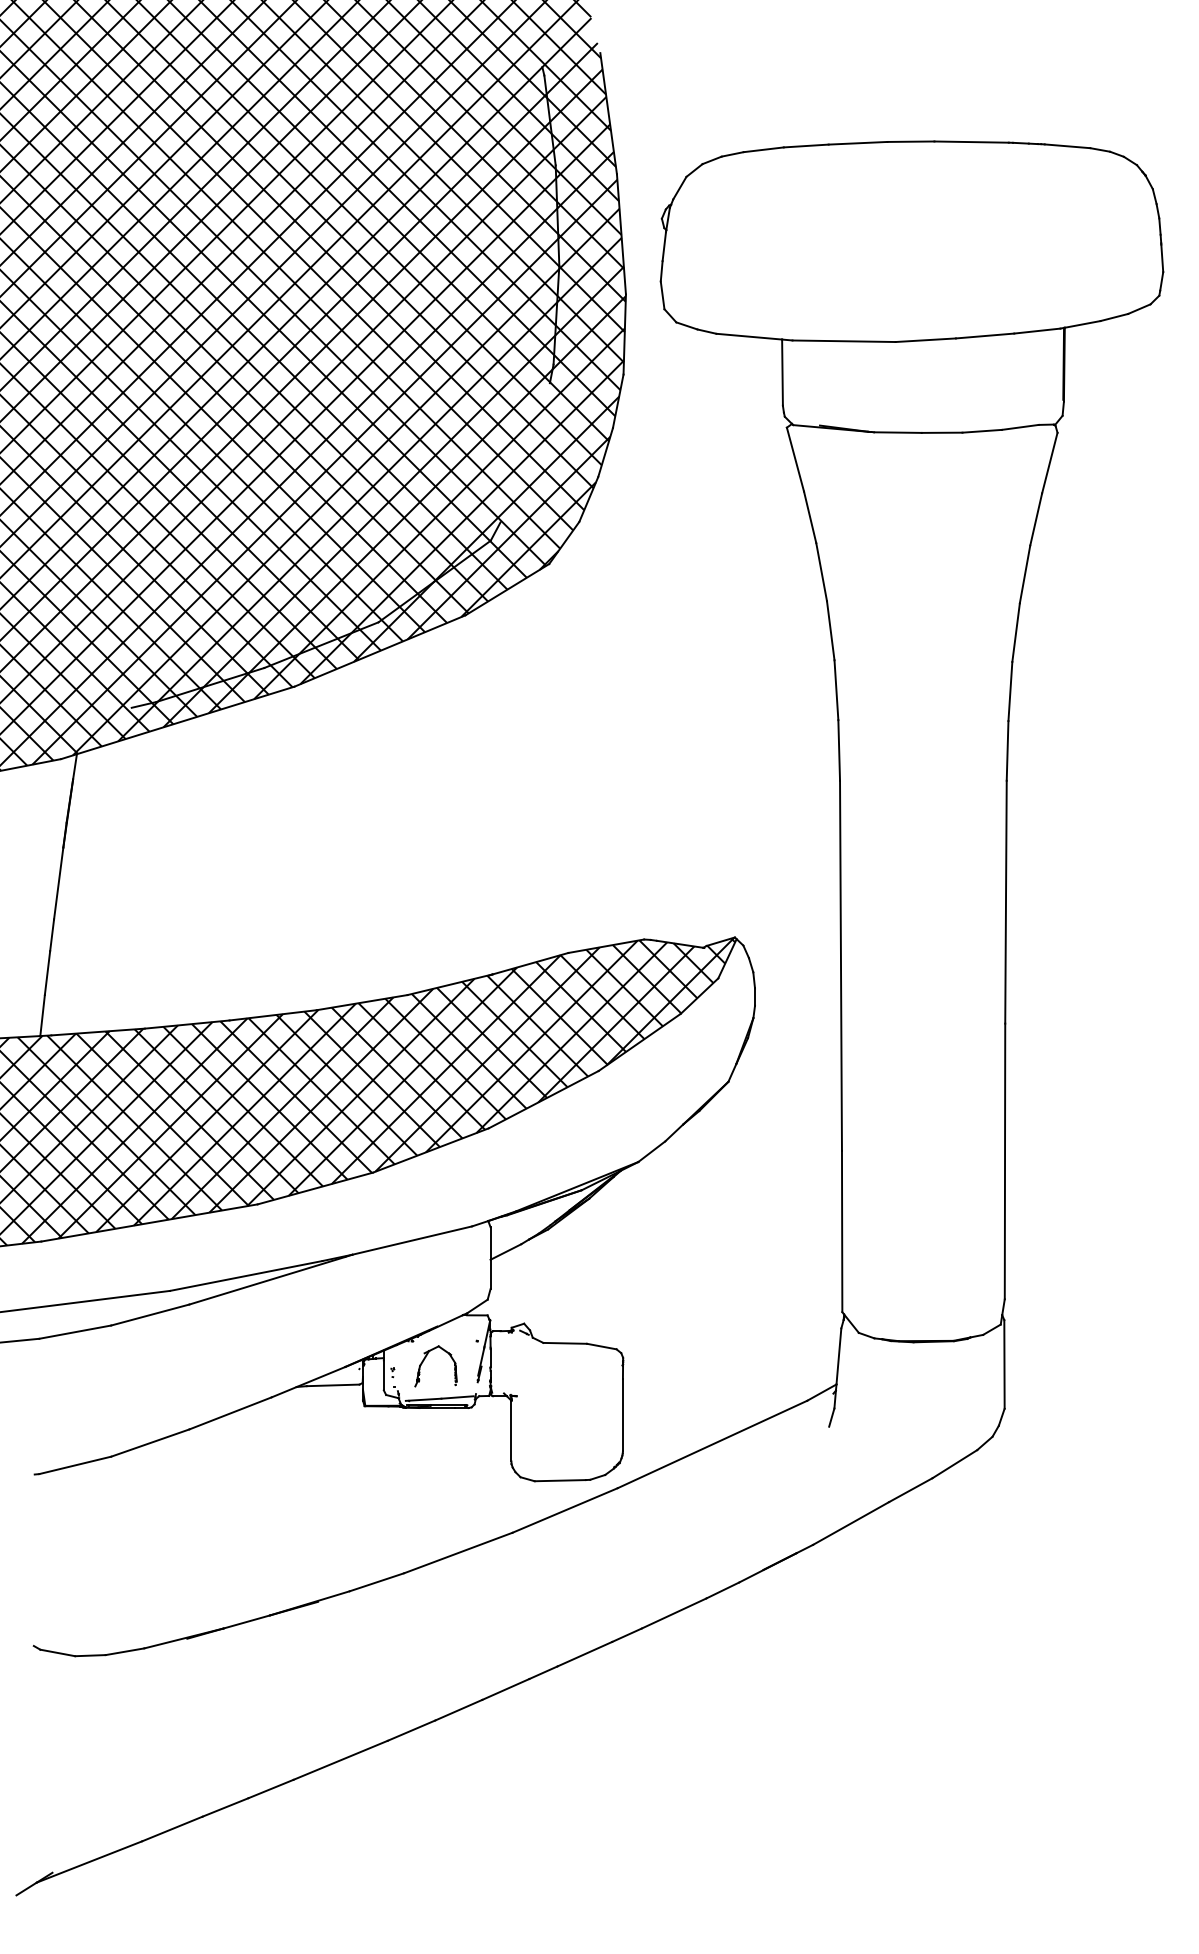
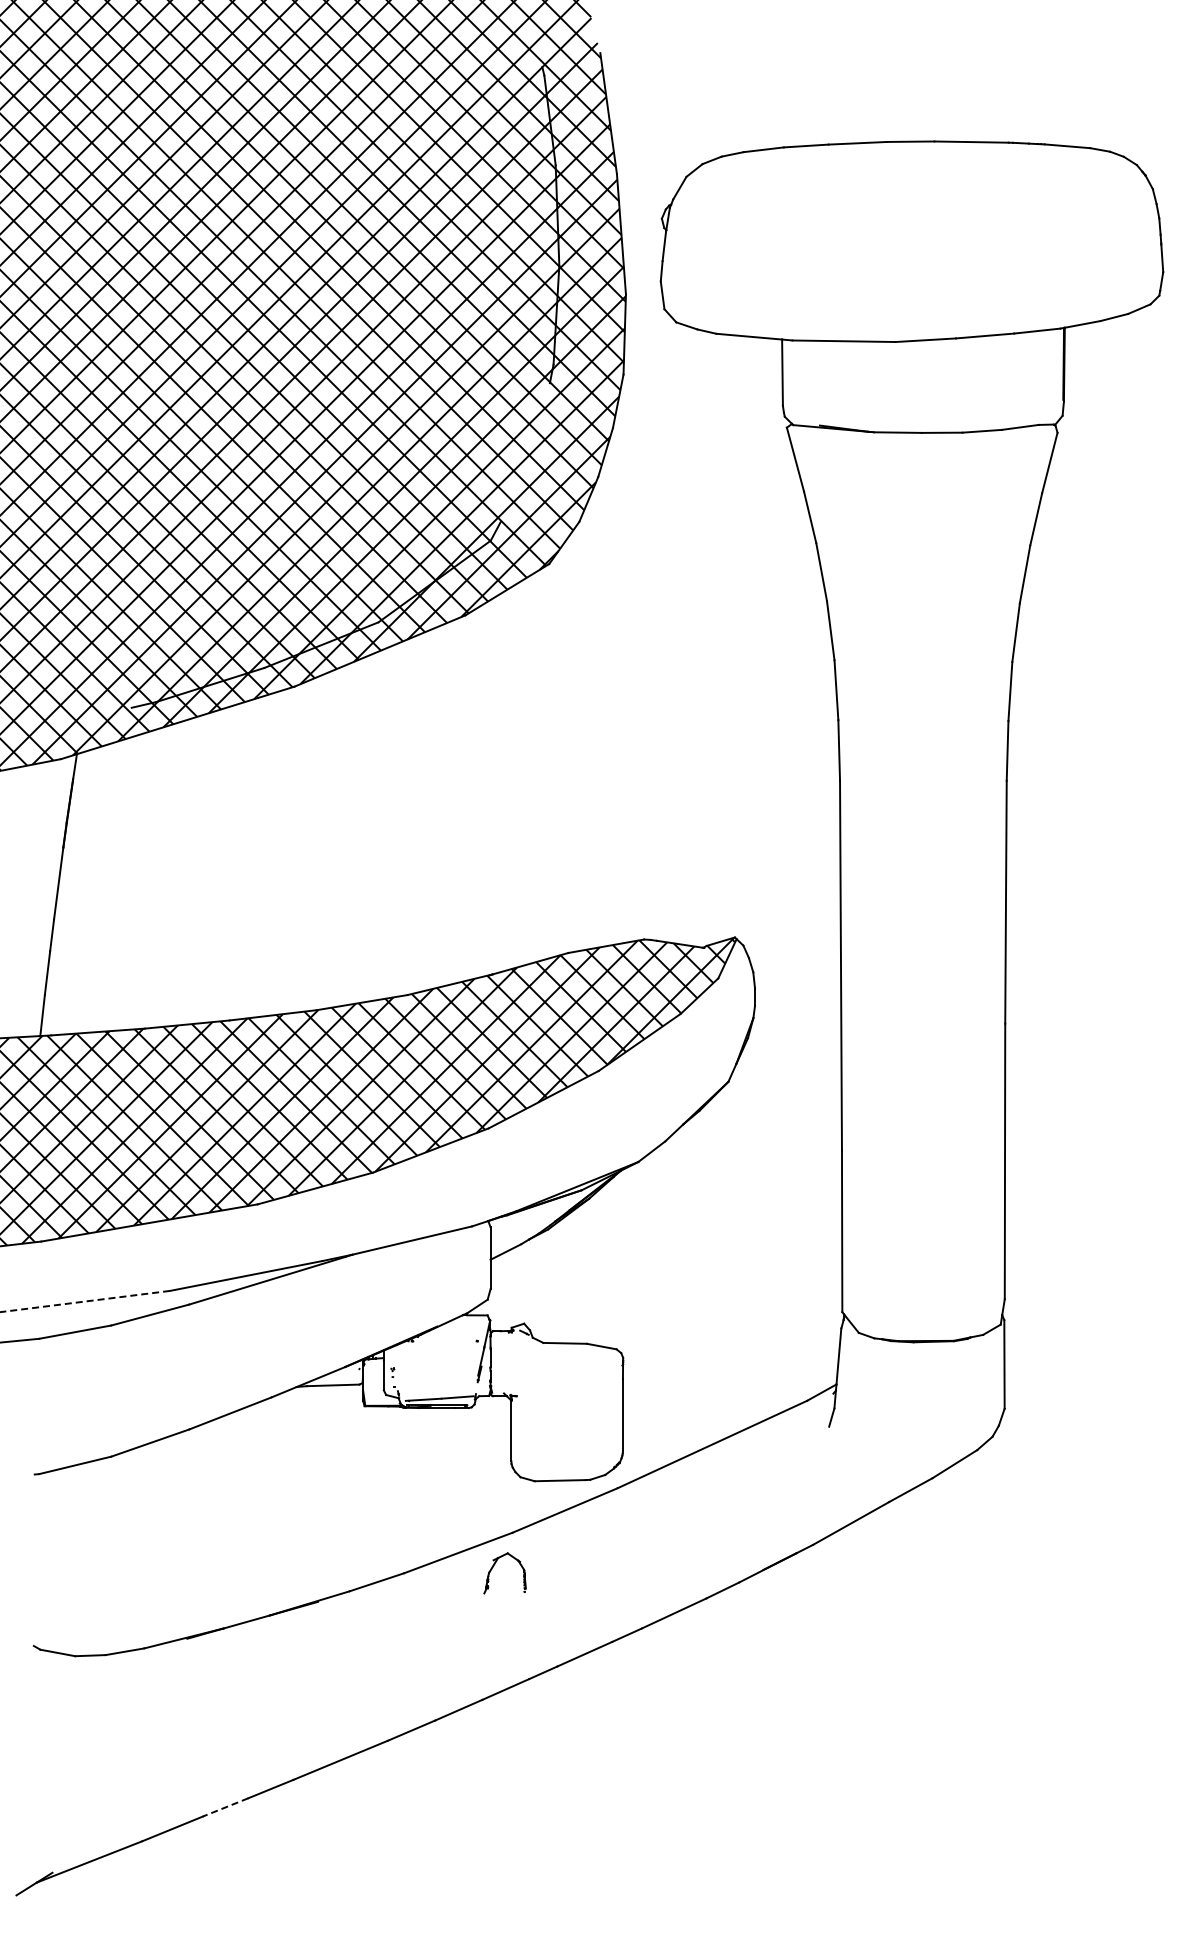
line: solid -> dashed (84, 1301)
part position: (425, 1359) -> (494, 1566) (494, 1566)
line: solid -> dashed (225, 1807)
